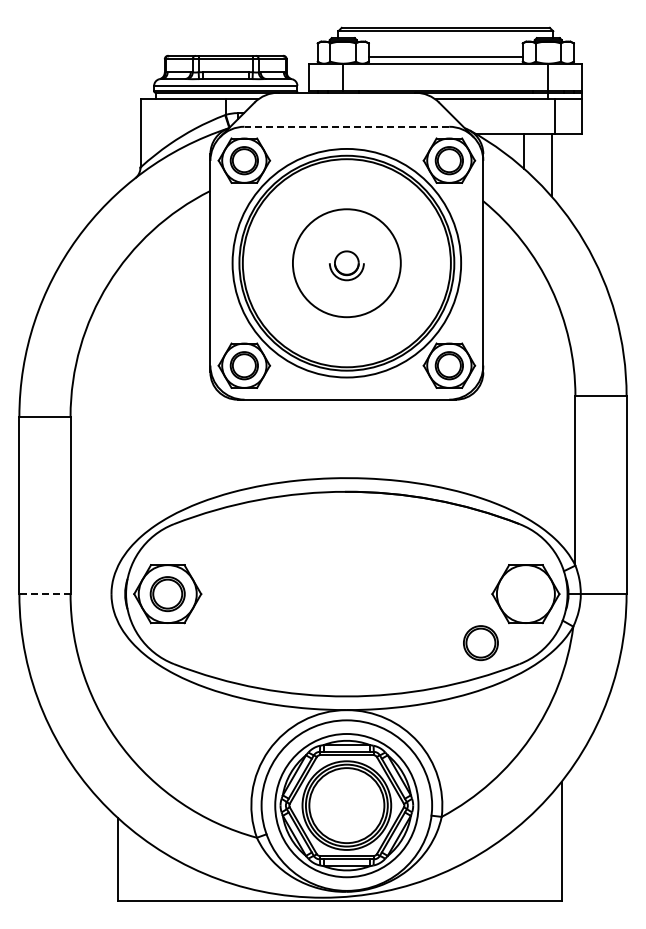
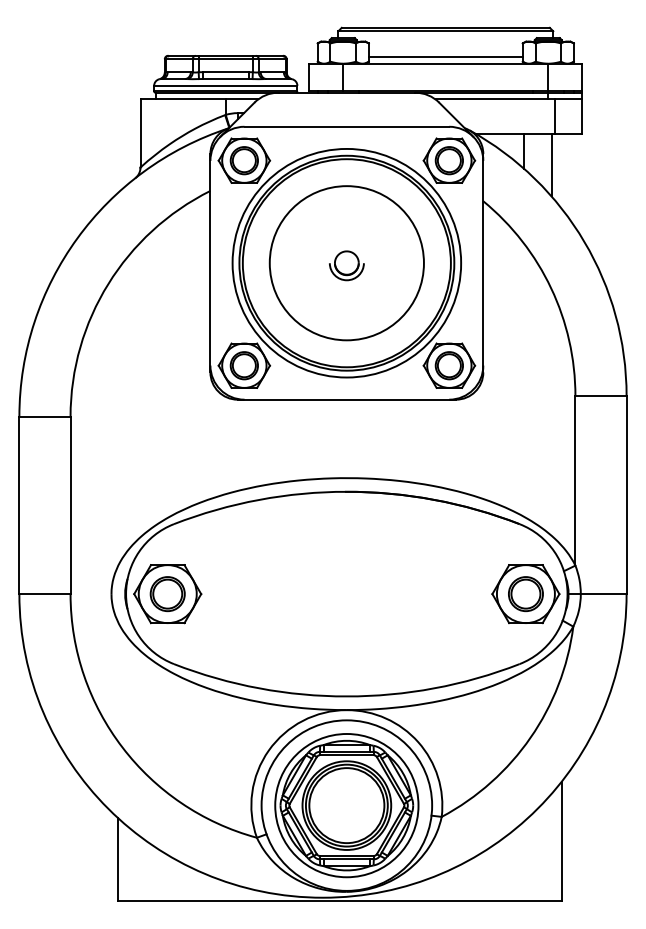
line: dashed -> solid (346, 126)
circle diameter: 108 px -> 154 px (346, 263)
line: dashed -> solid (44, 594)
part position: (480, 643) -> (525, 594) (525, 594)
